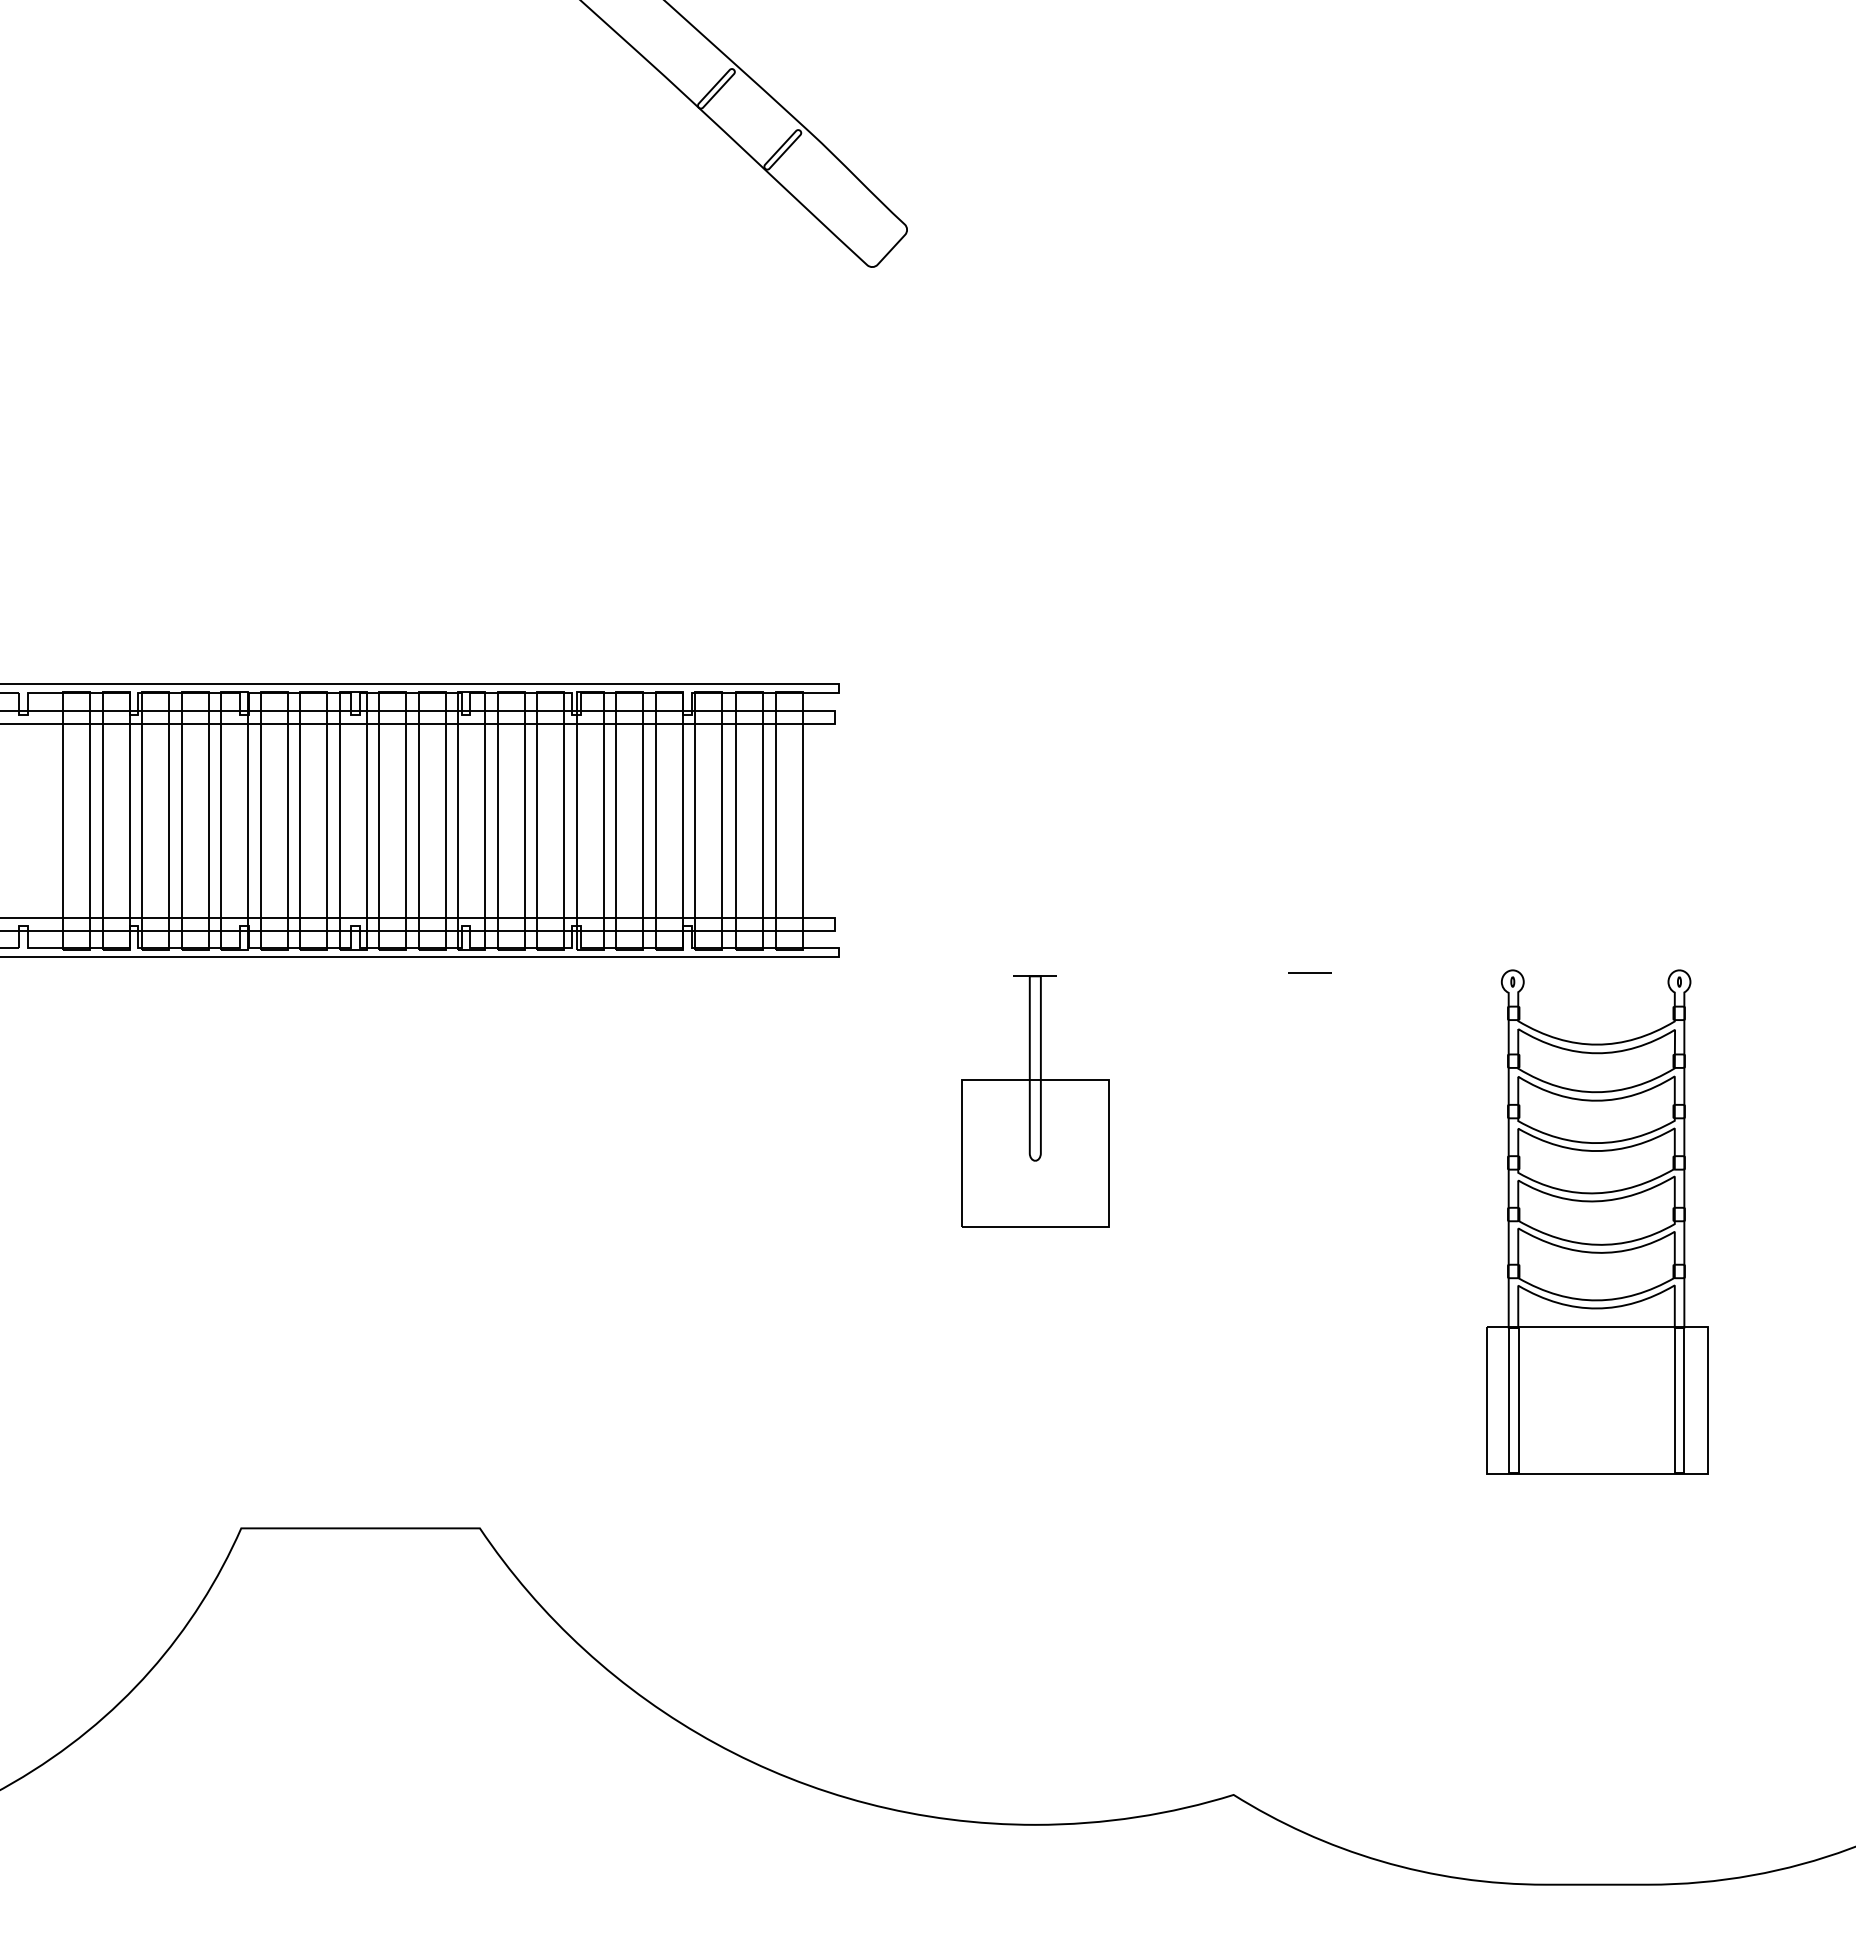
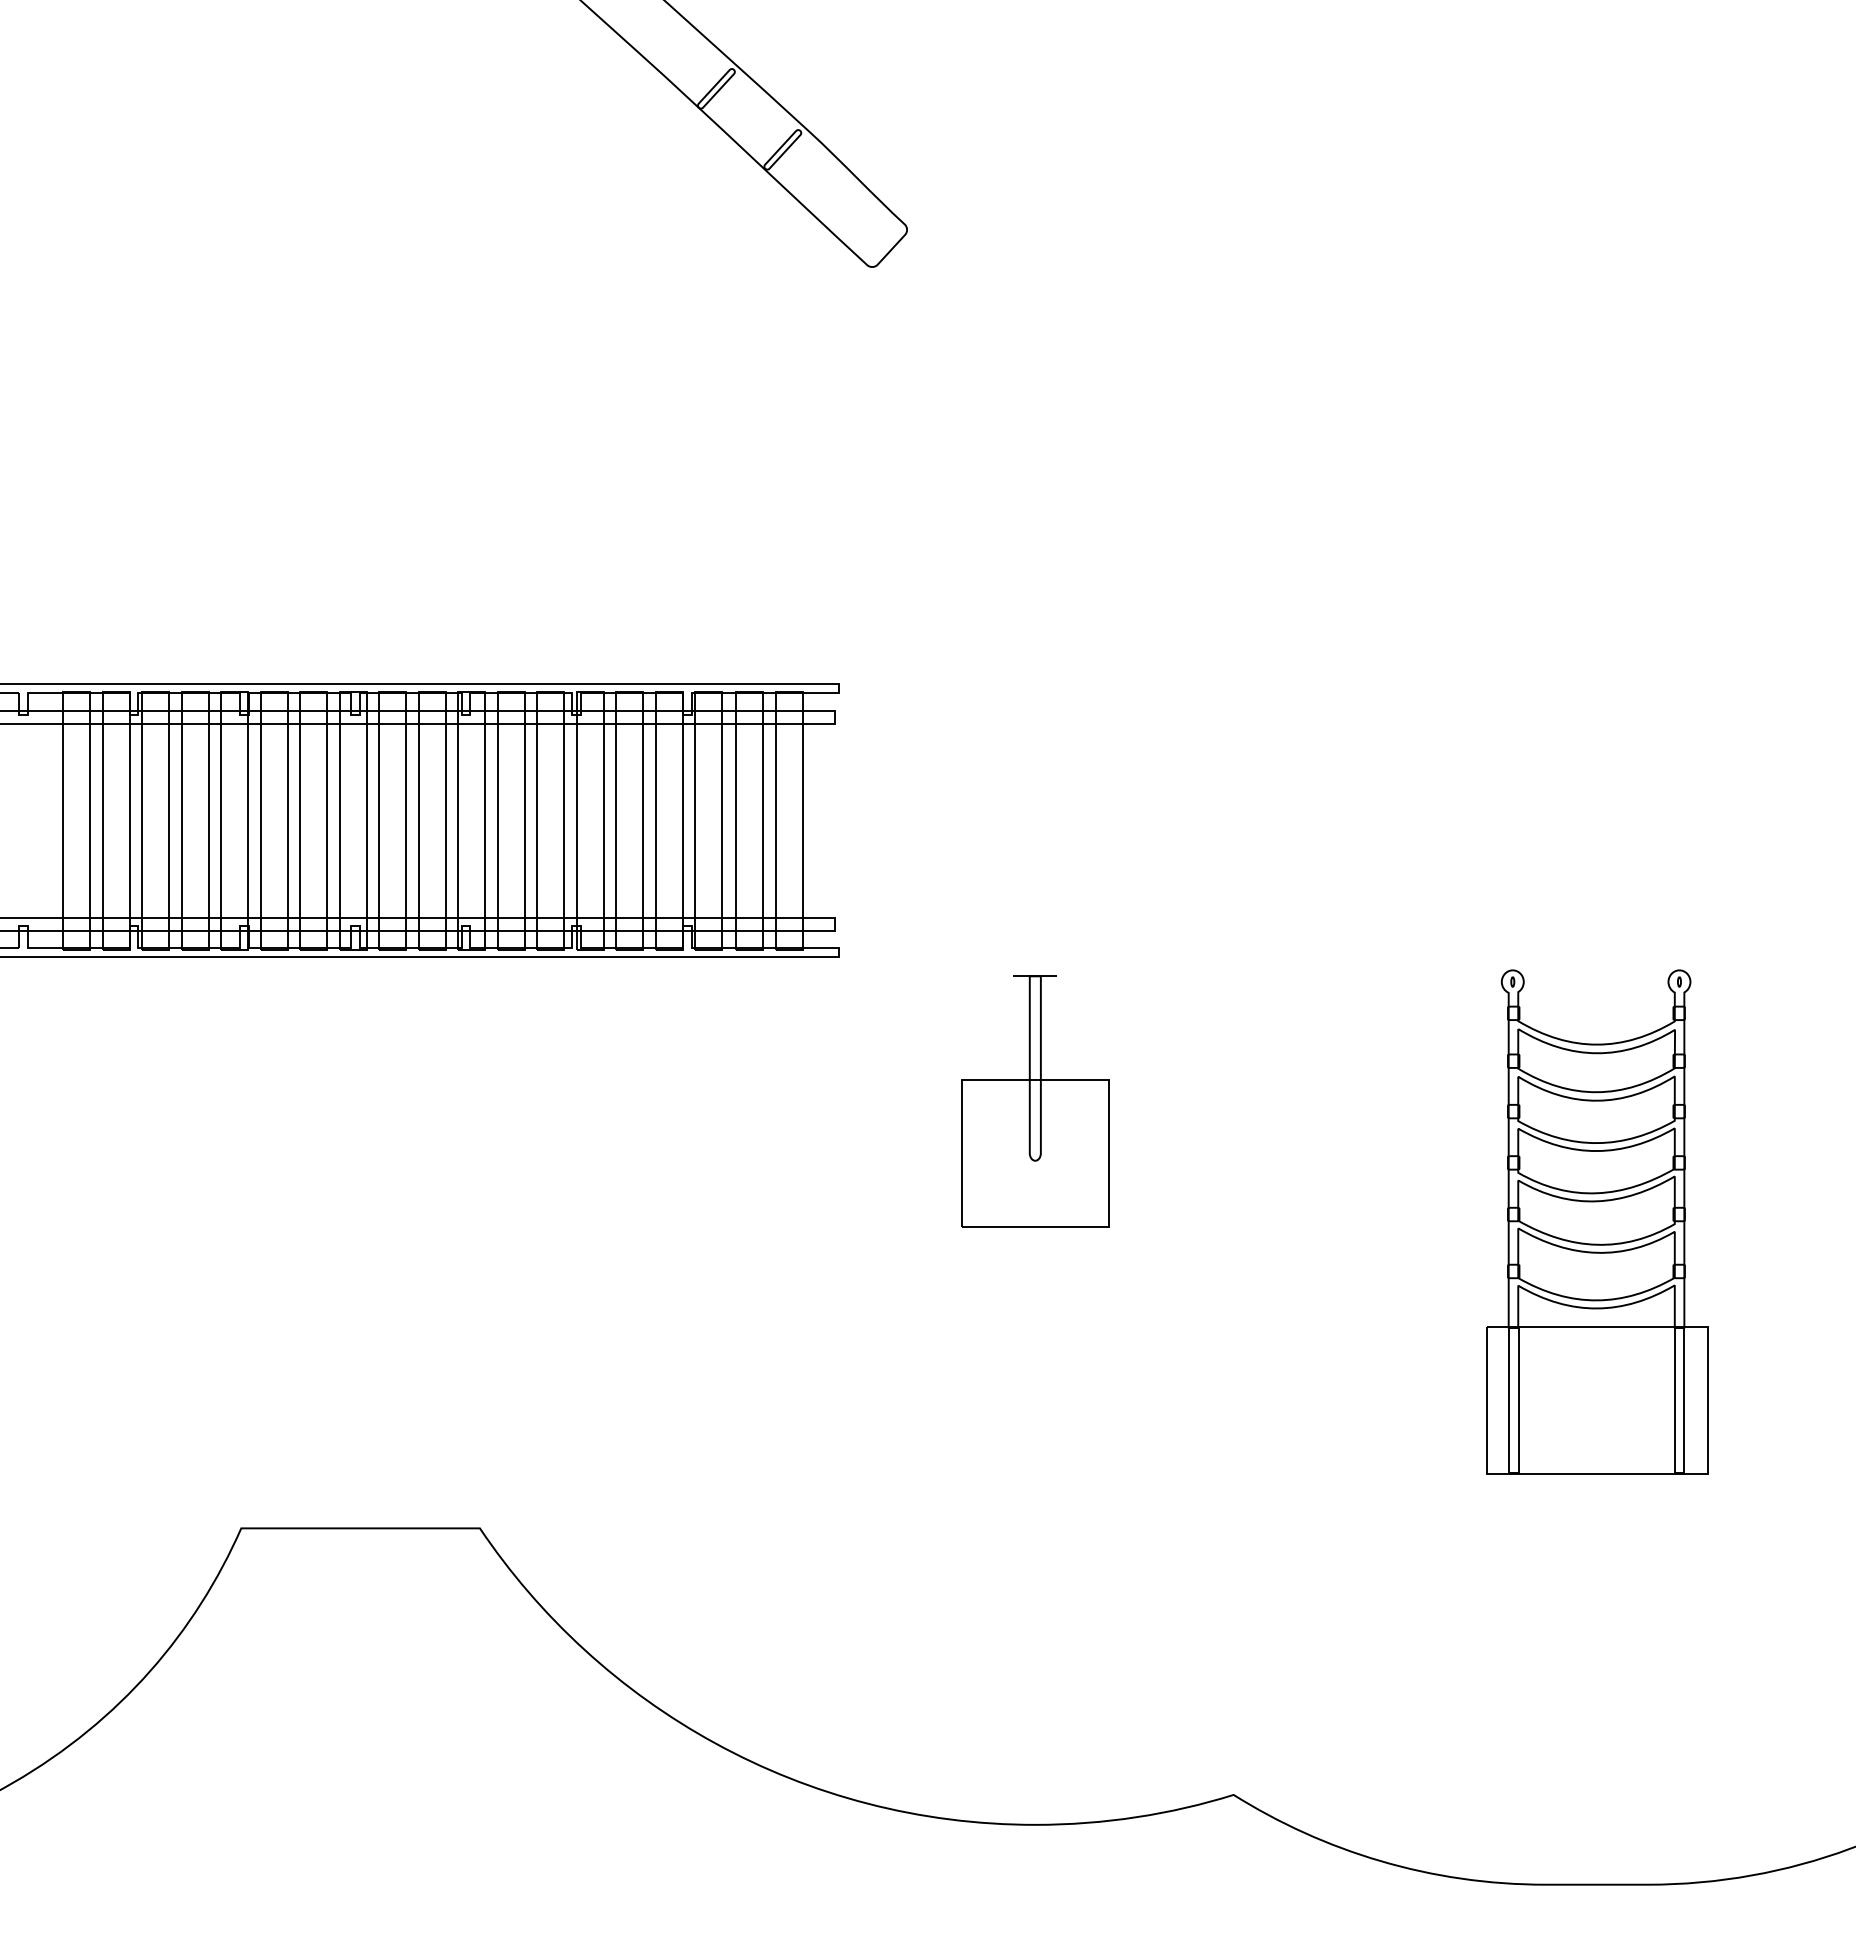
line: present -> none (1309, 972)
